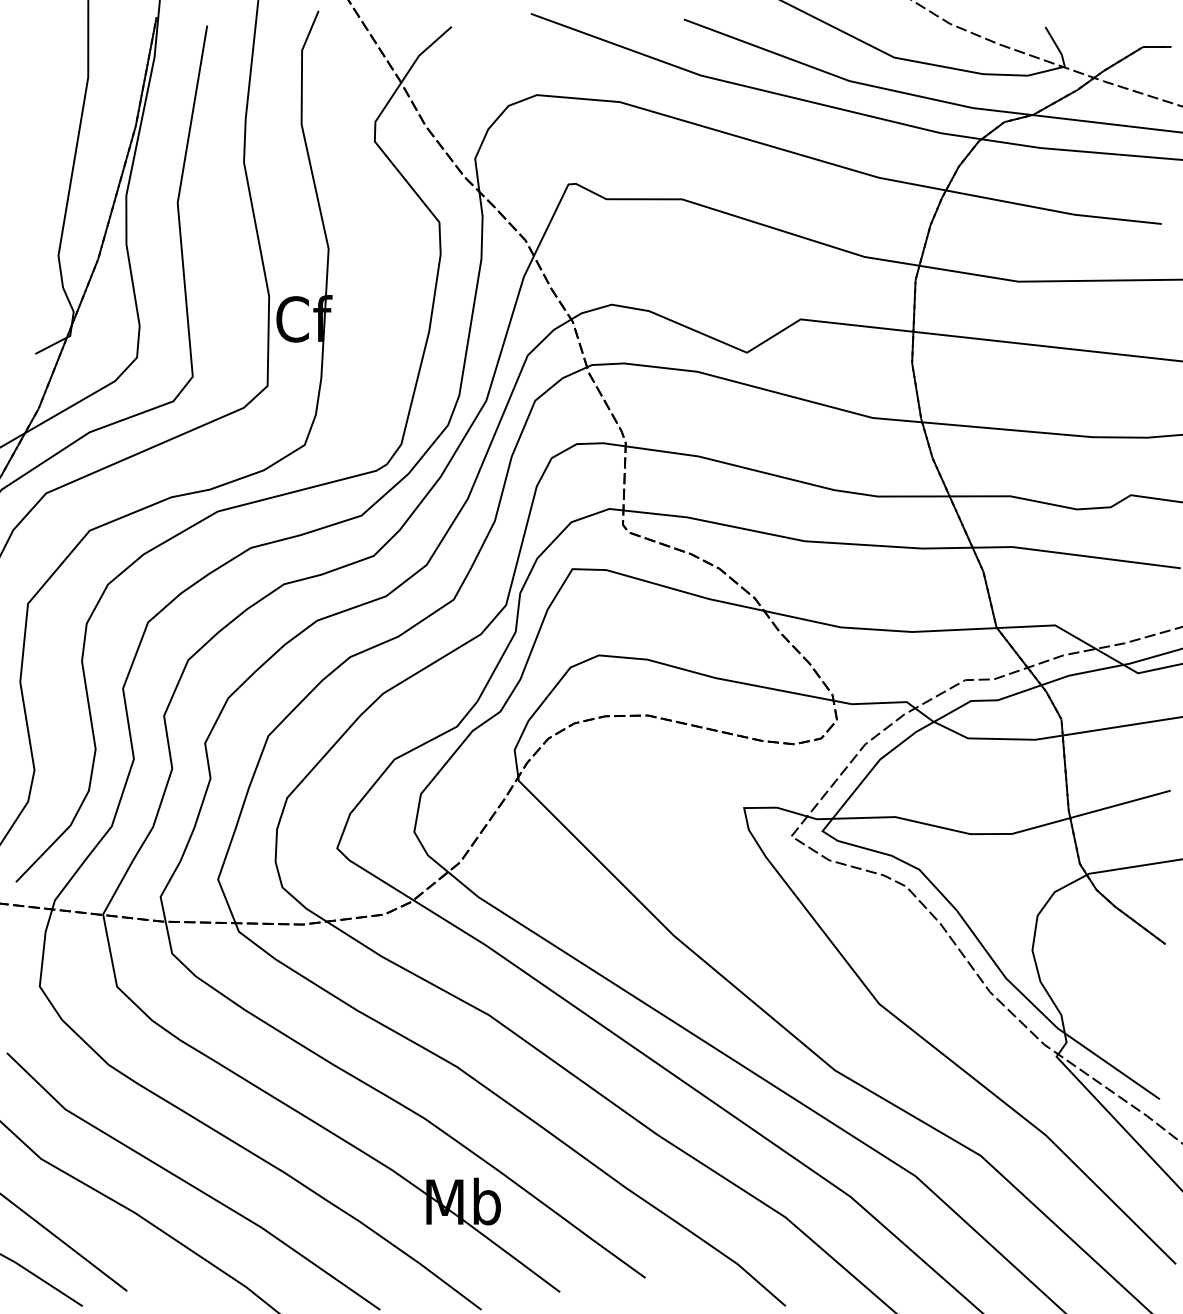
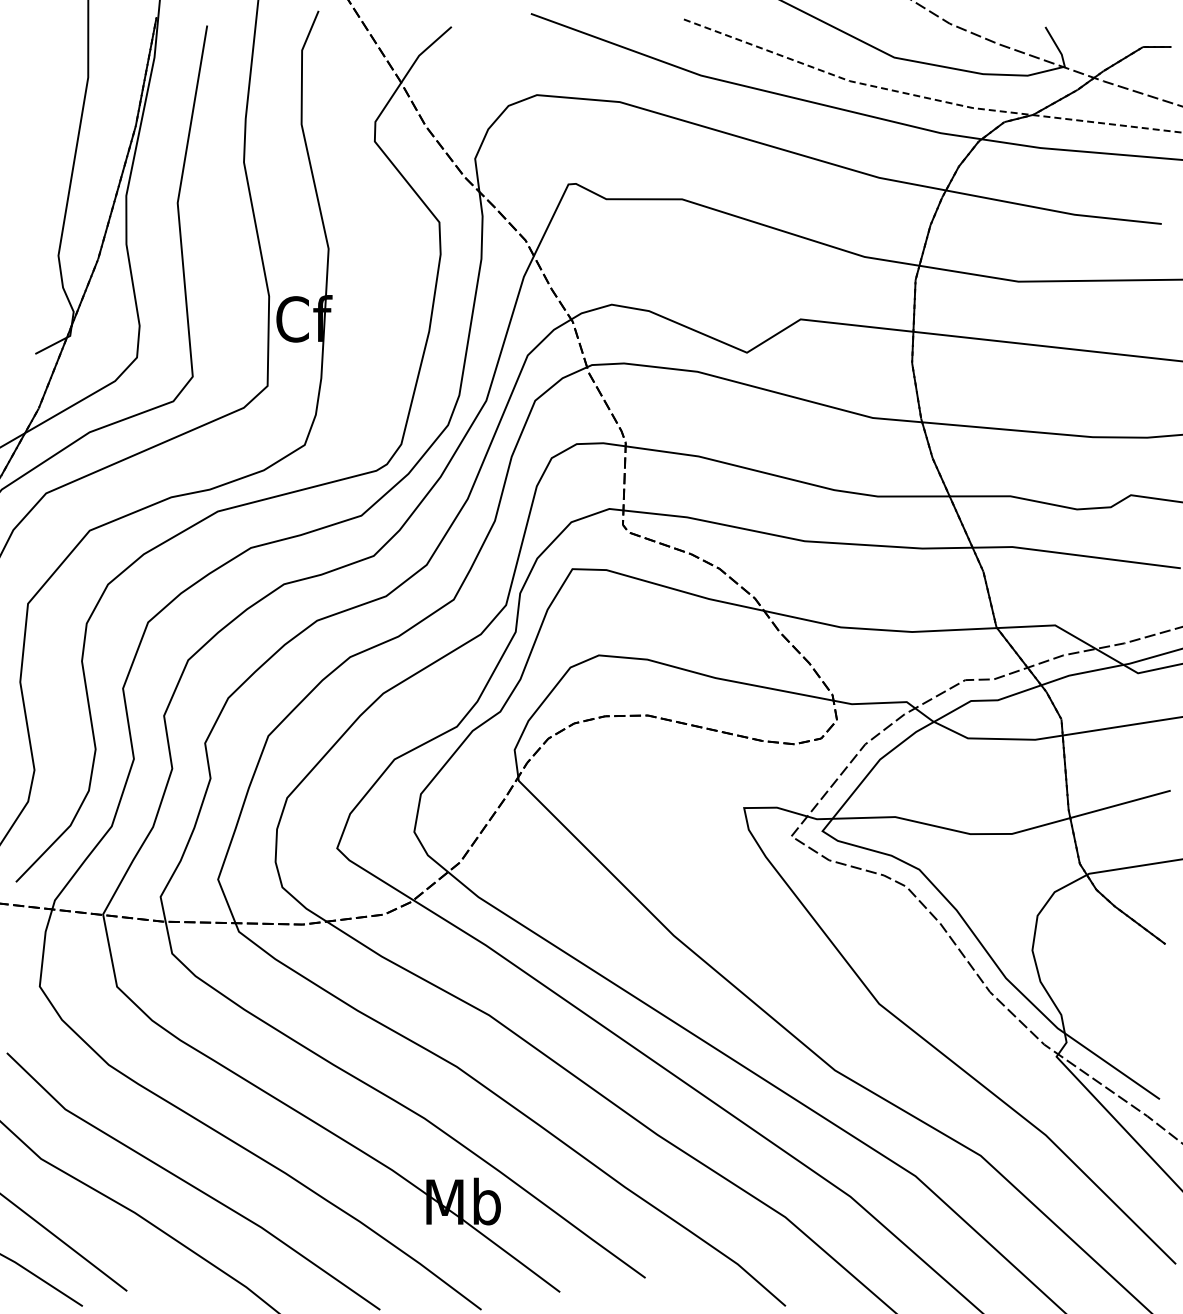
line: solid -> dashed (928, 98)
